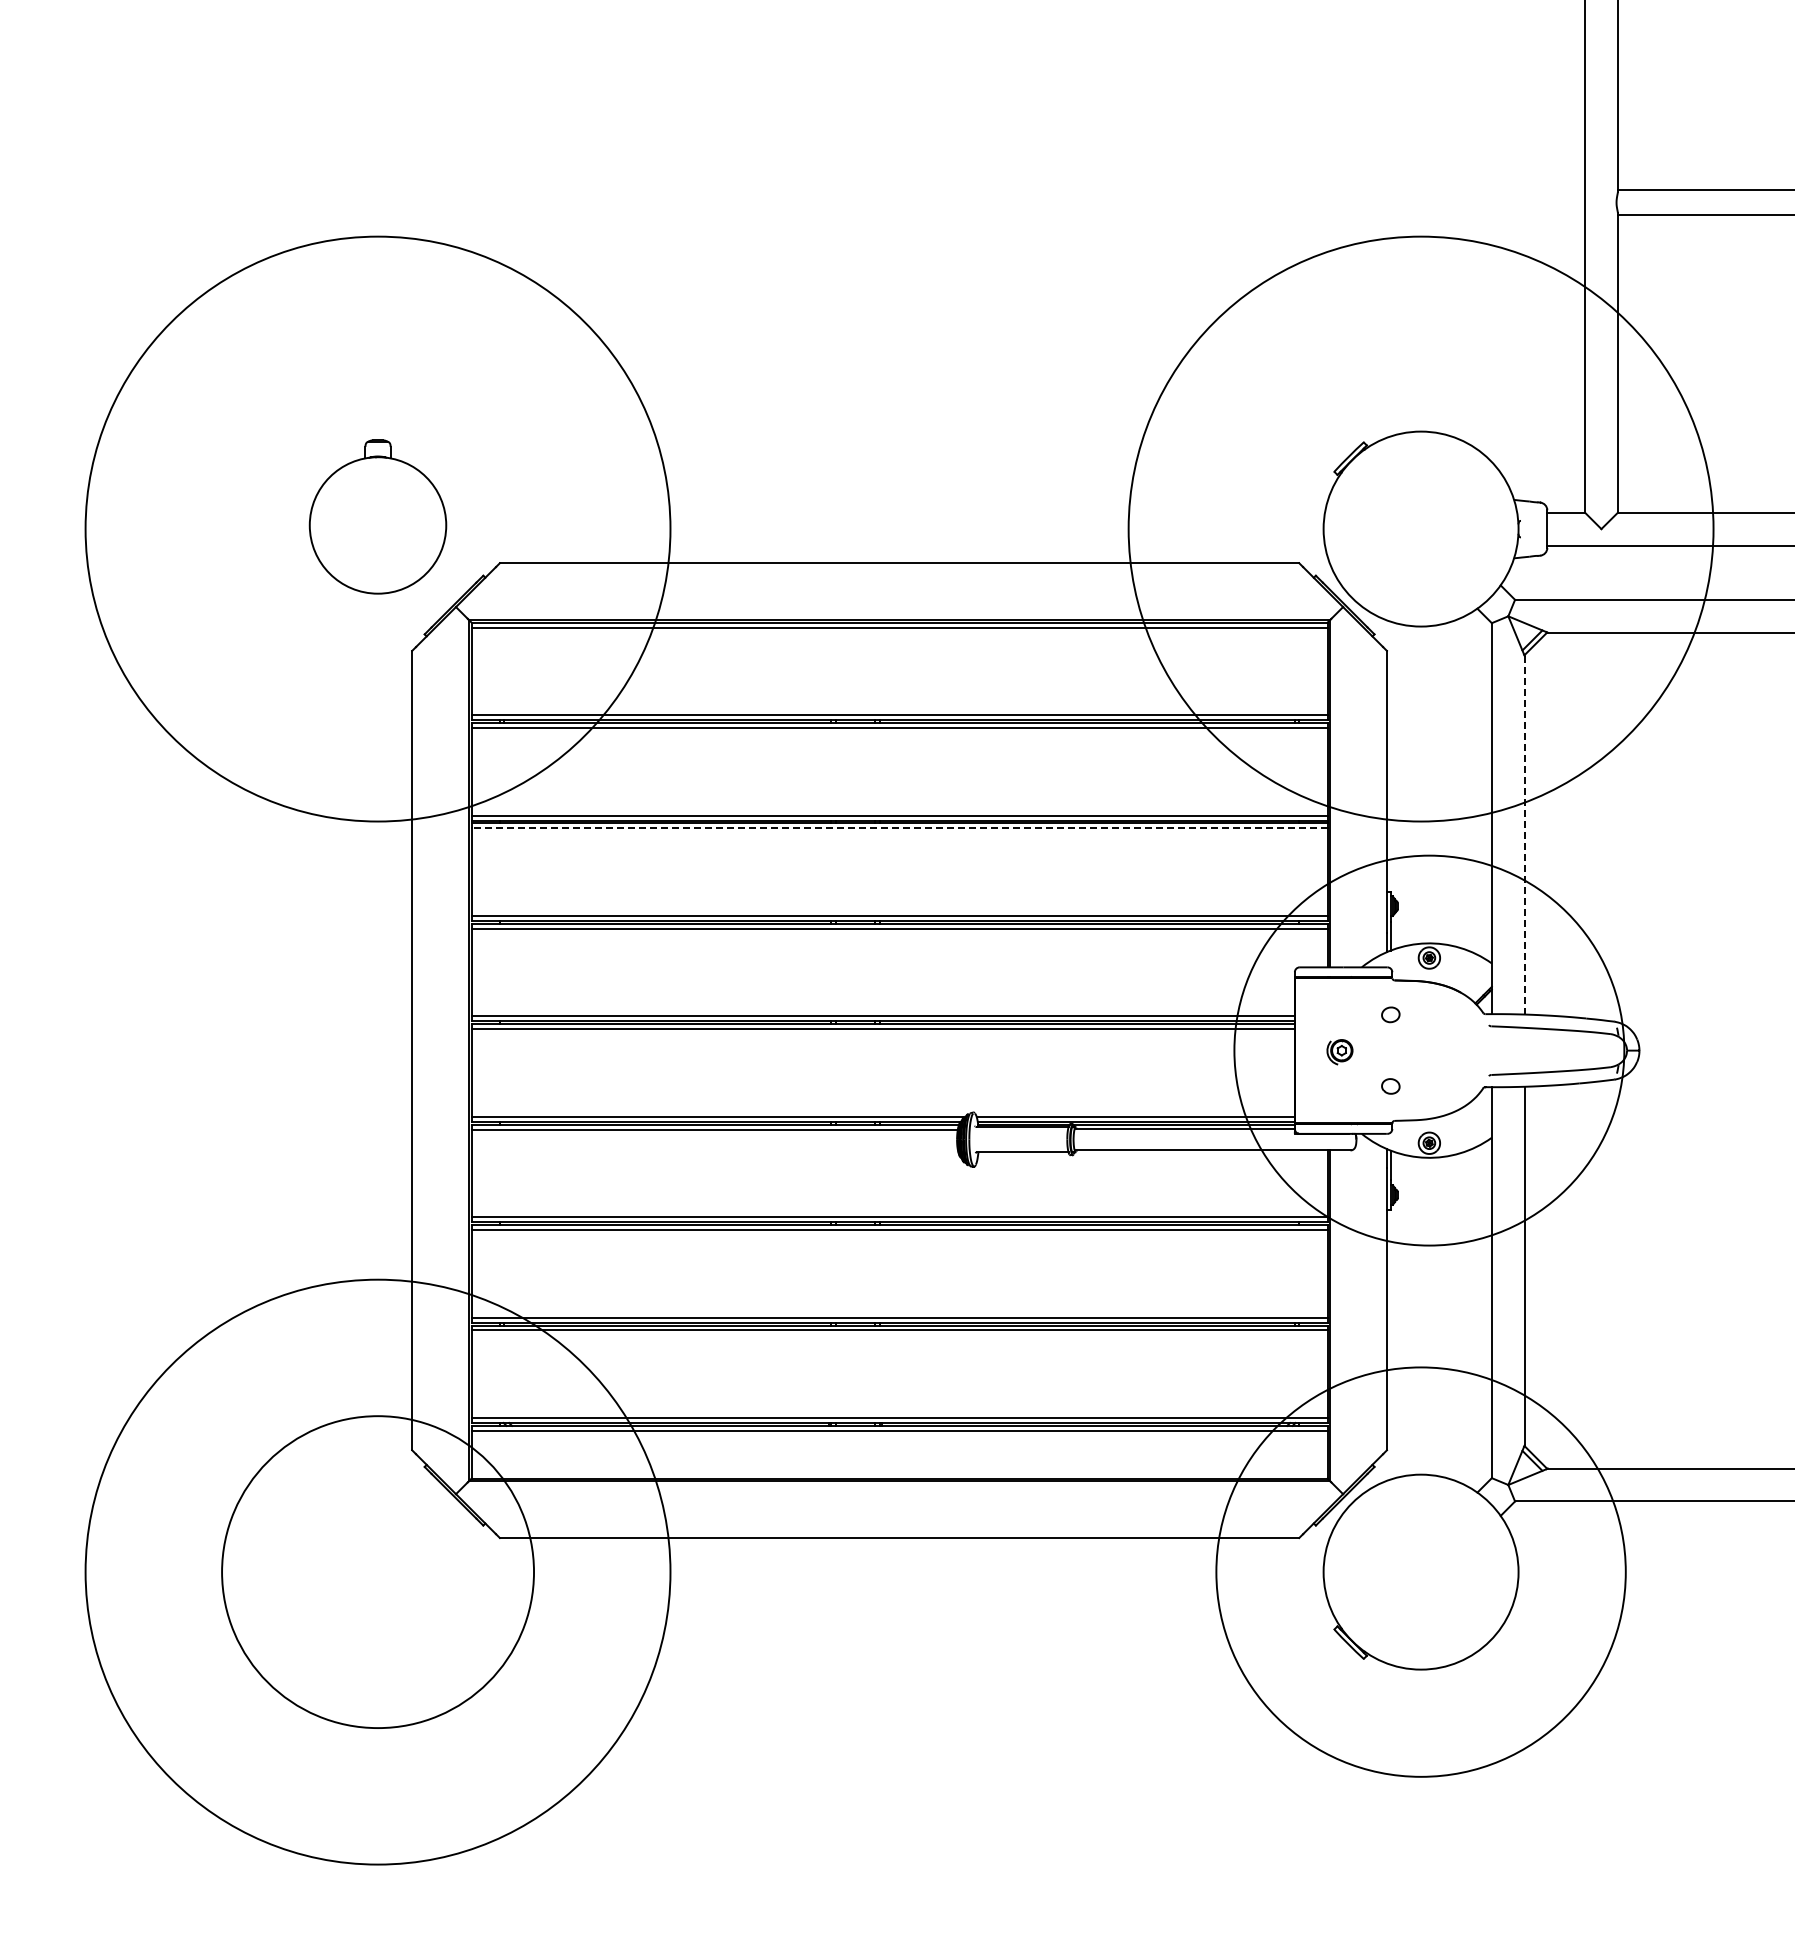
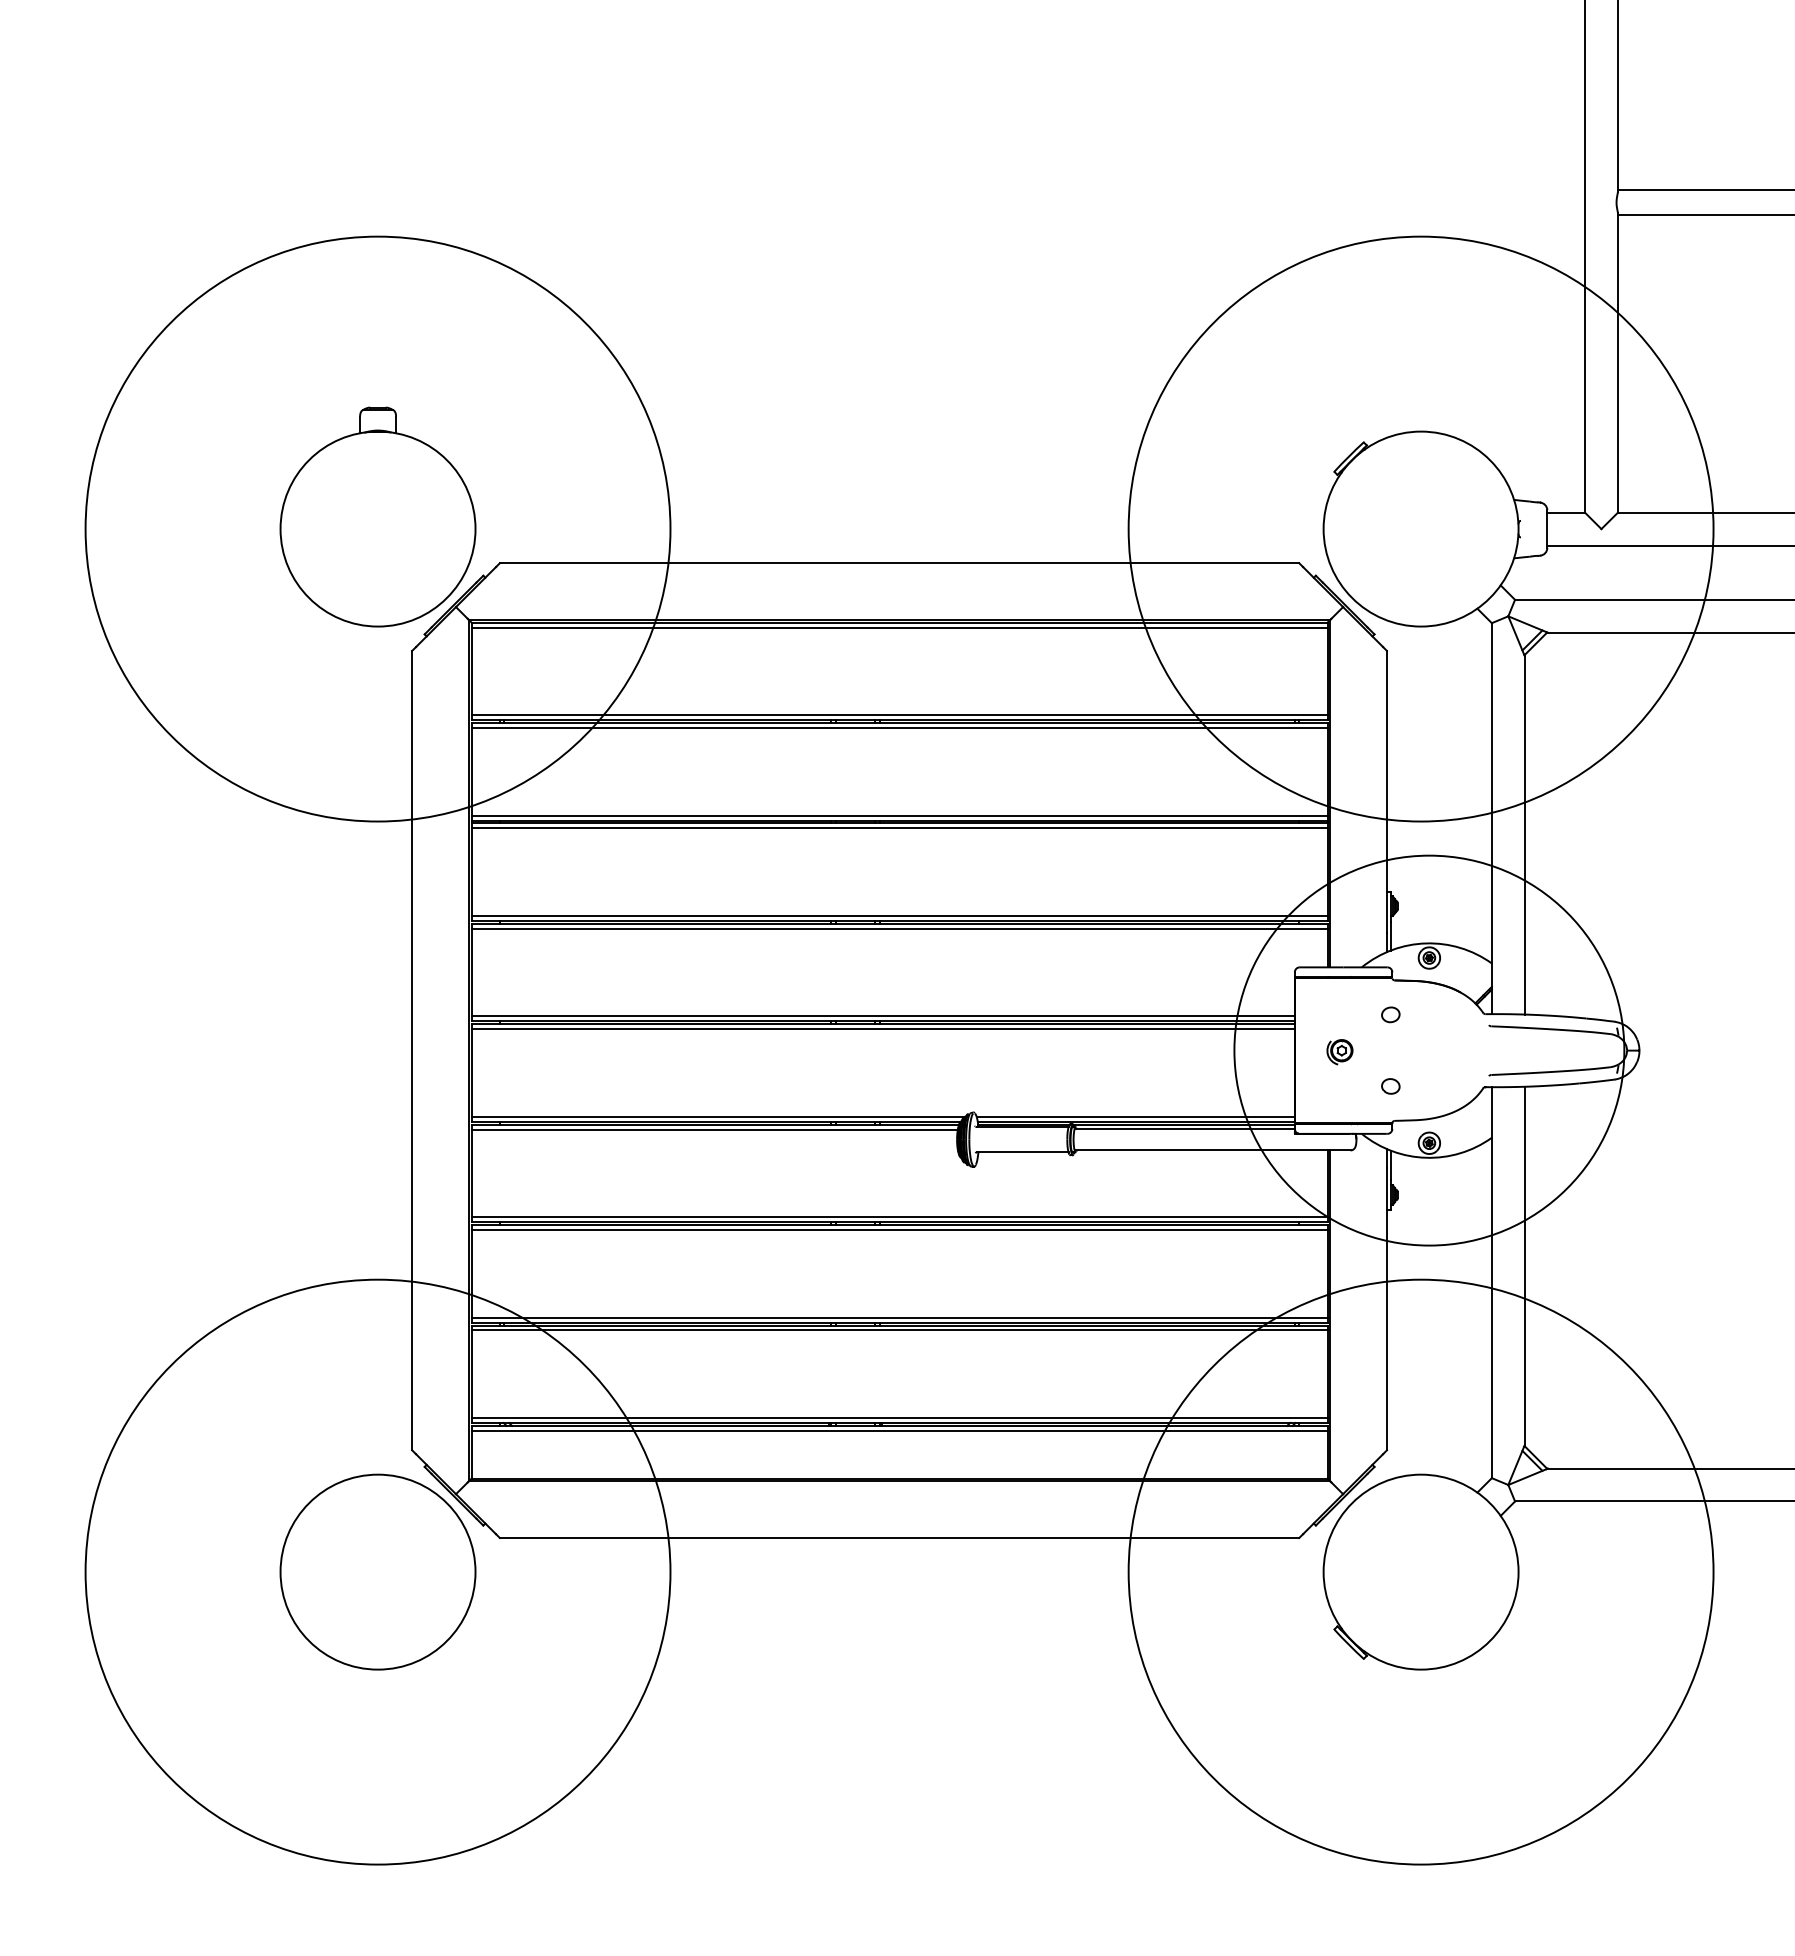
part size: 140x156 px -> 198x222 px (377, 516)
line: dashed -> solid (899, 828)
line: dashed -> solid (1524, 834)
circle diameter: 409 px -> 585 px (1420, 1571)
circle diameter: 312 px -> 195 px (377, 1571)
